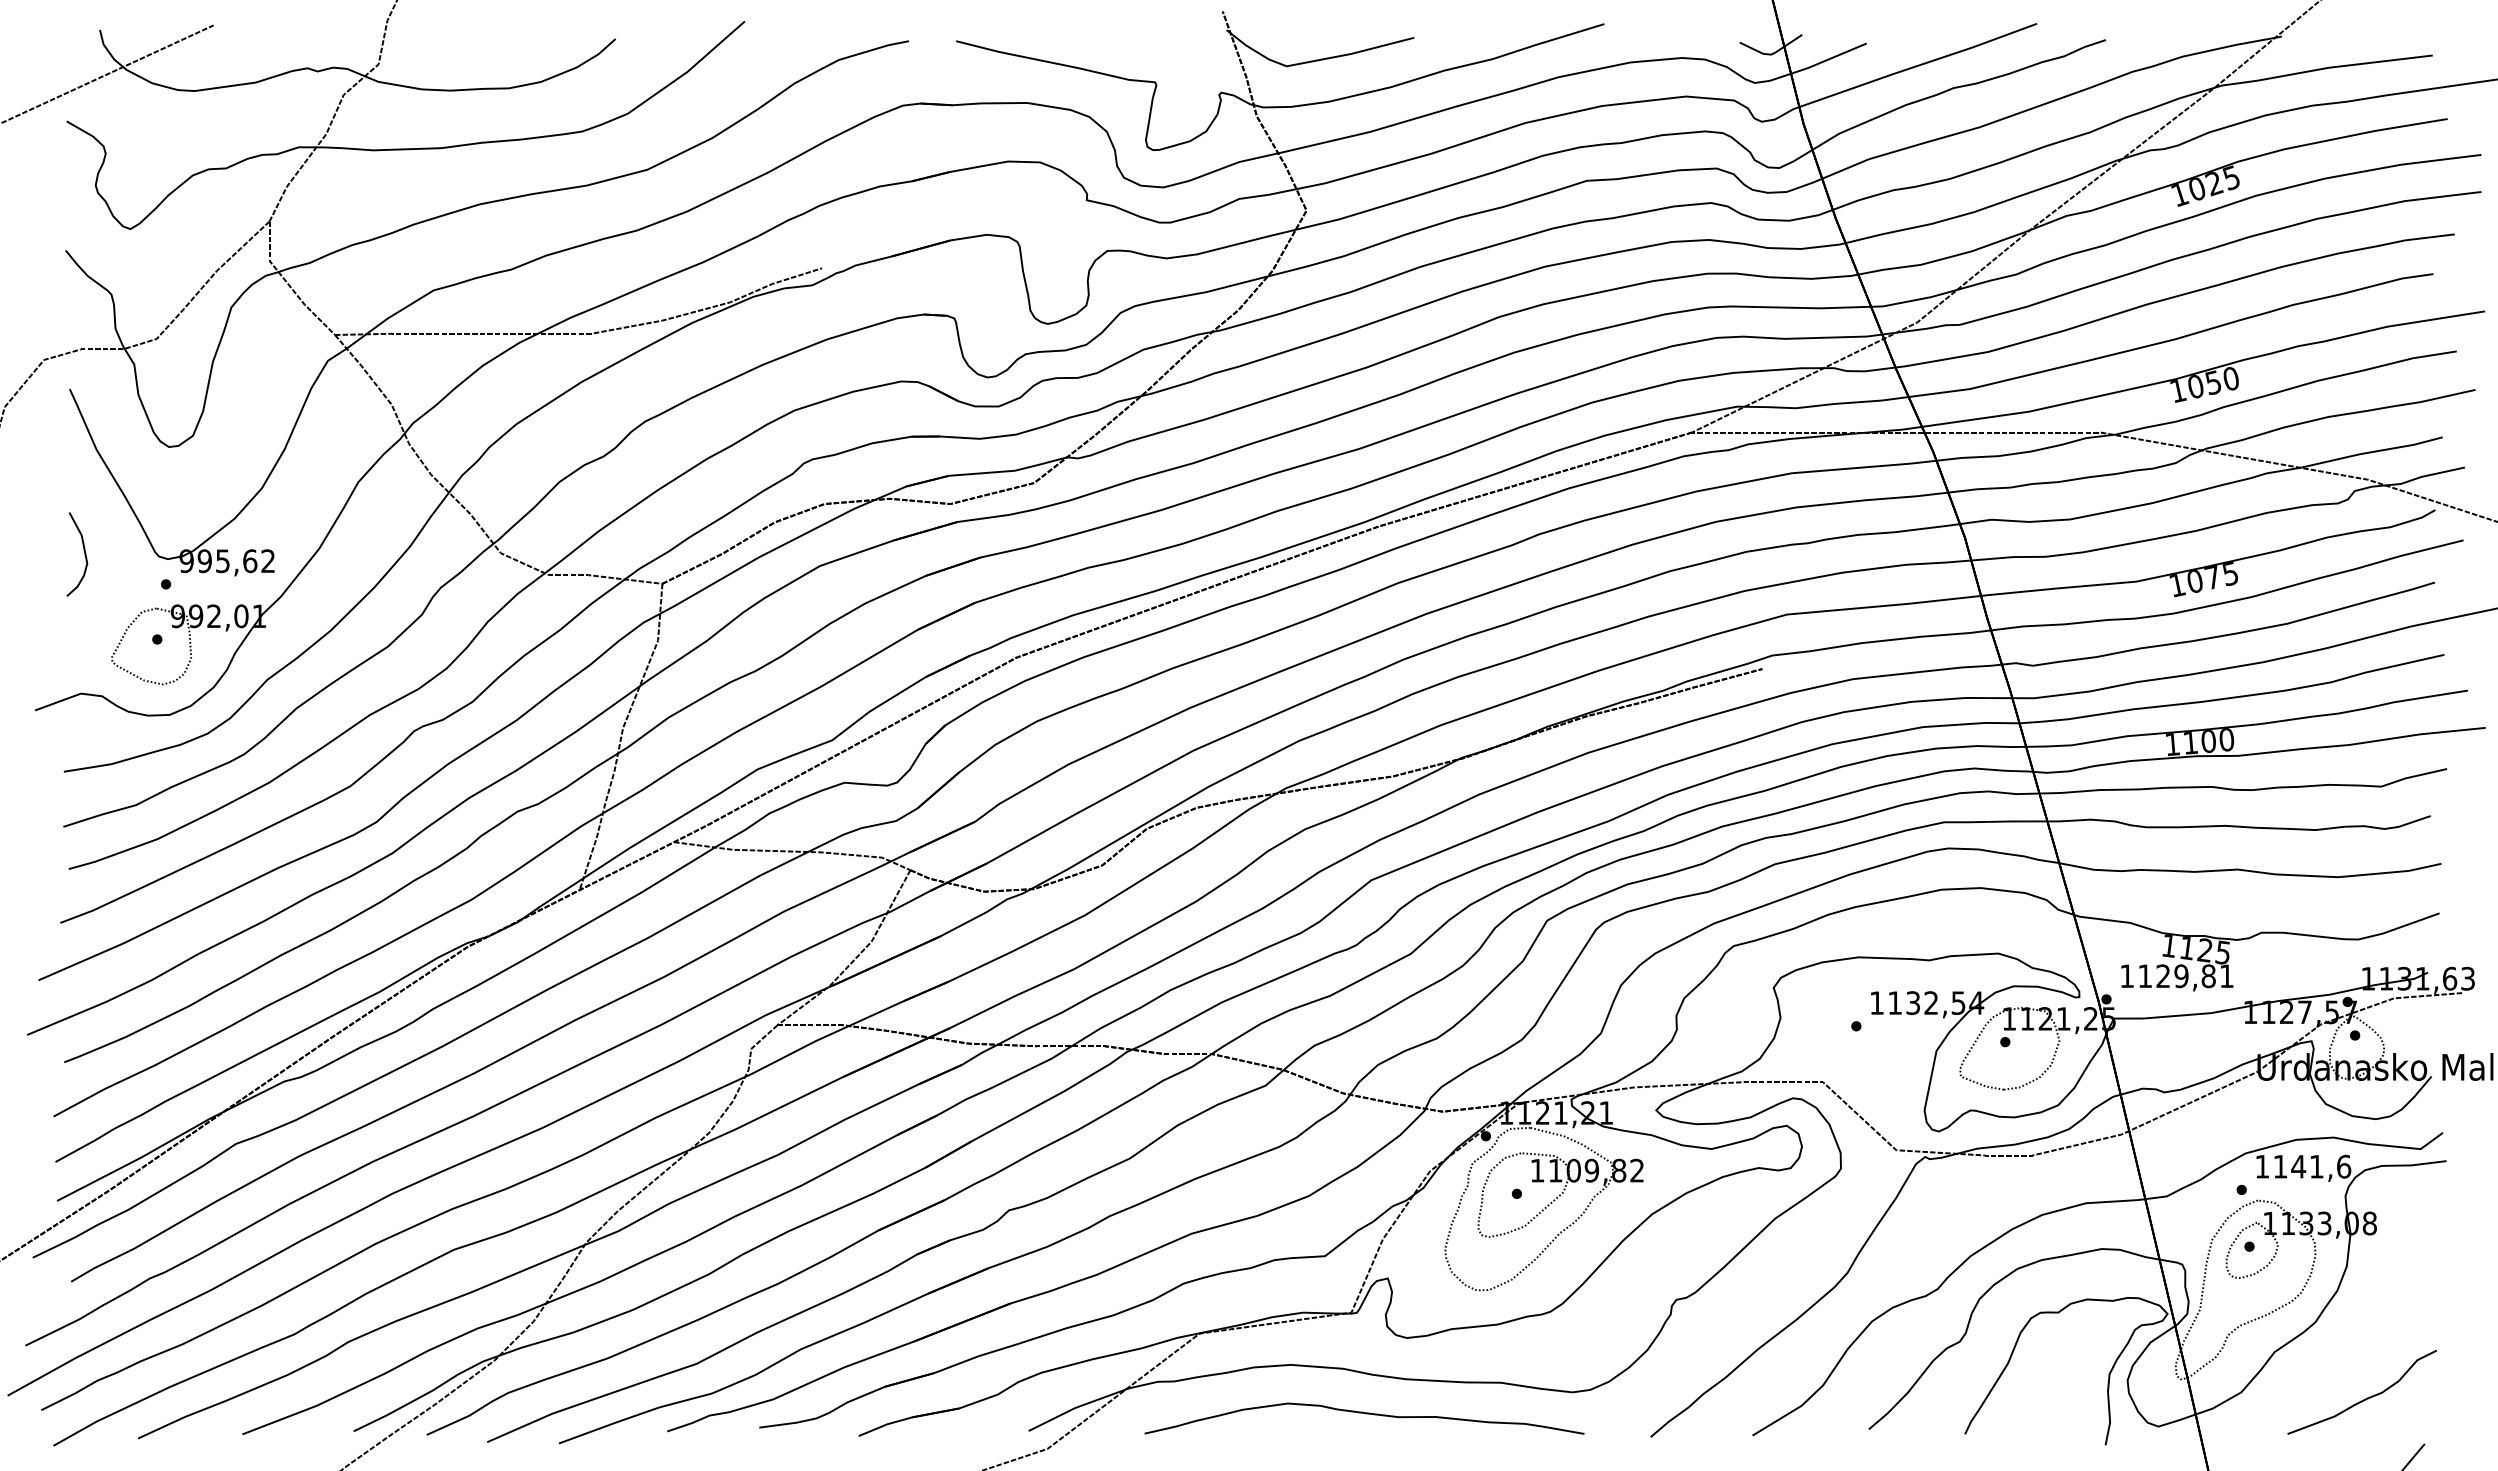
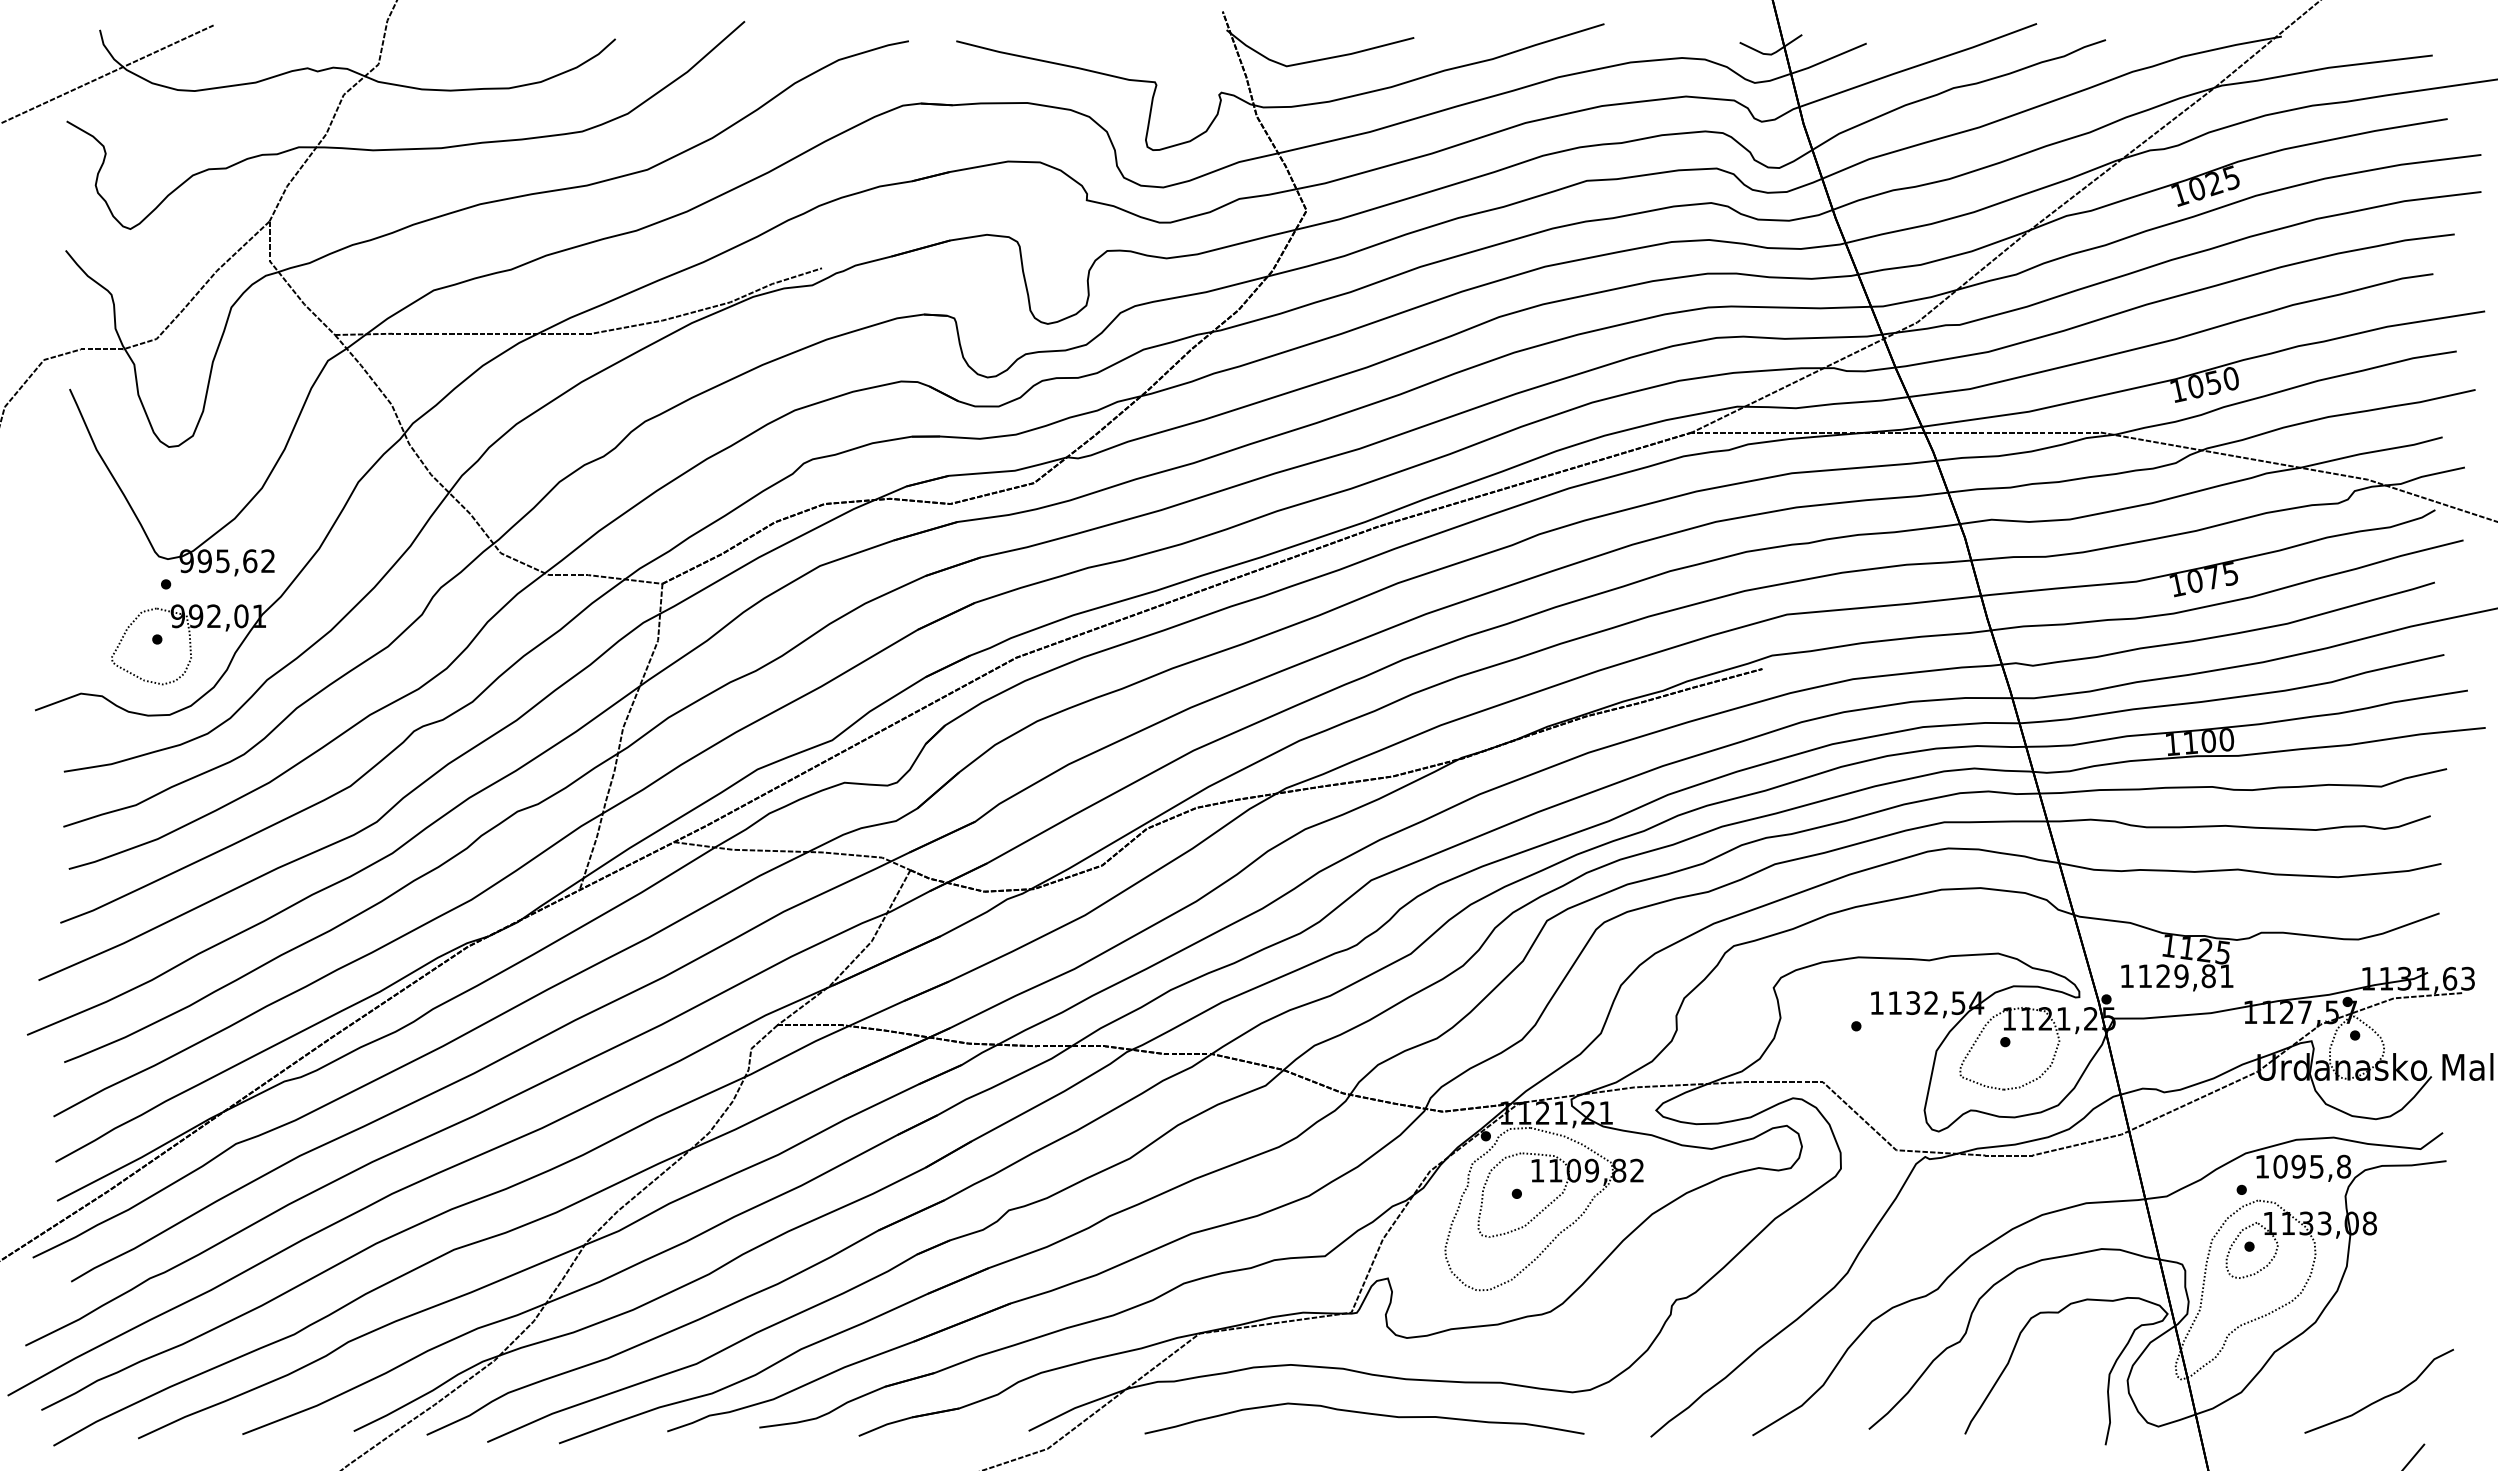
curve: present -> none (84, 554)
text: 1141,6 -> 1095,8 (2312, 1166)
curve position: (2365, 1398) -> (2382, 1397) (2382, 1397)
